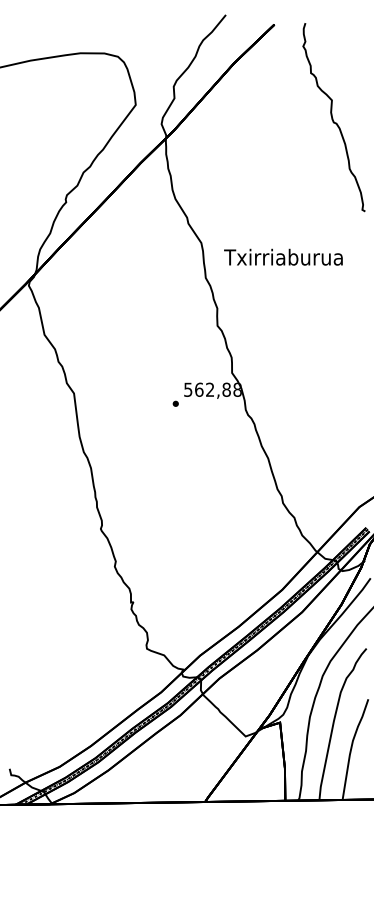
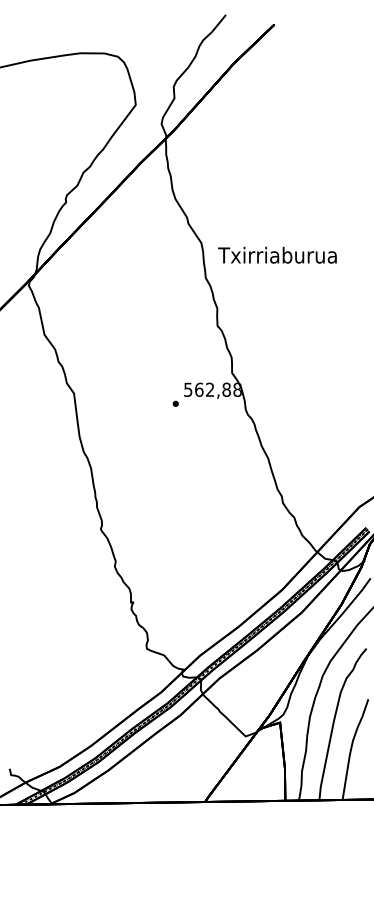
curve: present -> none (332, 117)
text position: (283, 256) -> (277, 254) (277, 254)
